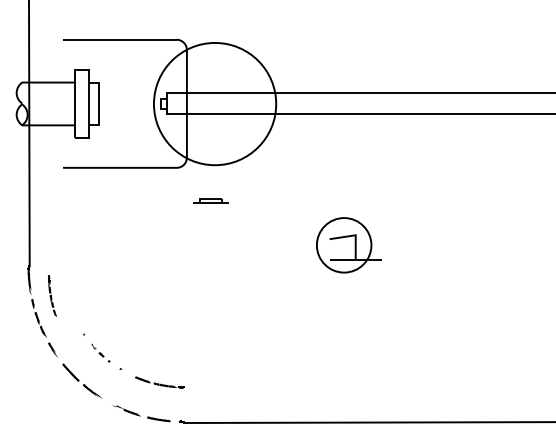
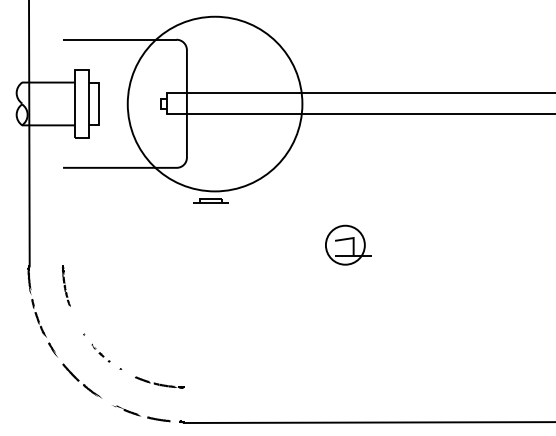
circle diameter: 122 px -> 175 px (214, 103)
part size: 66x57 px -> 47x42 px (348, 244)
part position: (52, 295) -> (66, 285) (66, 285)
